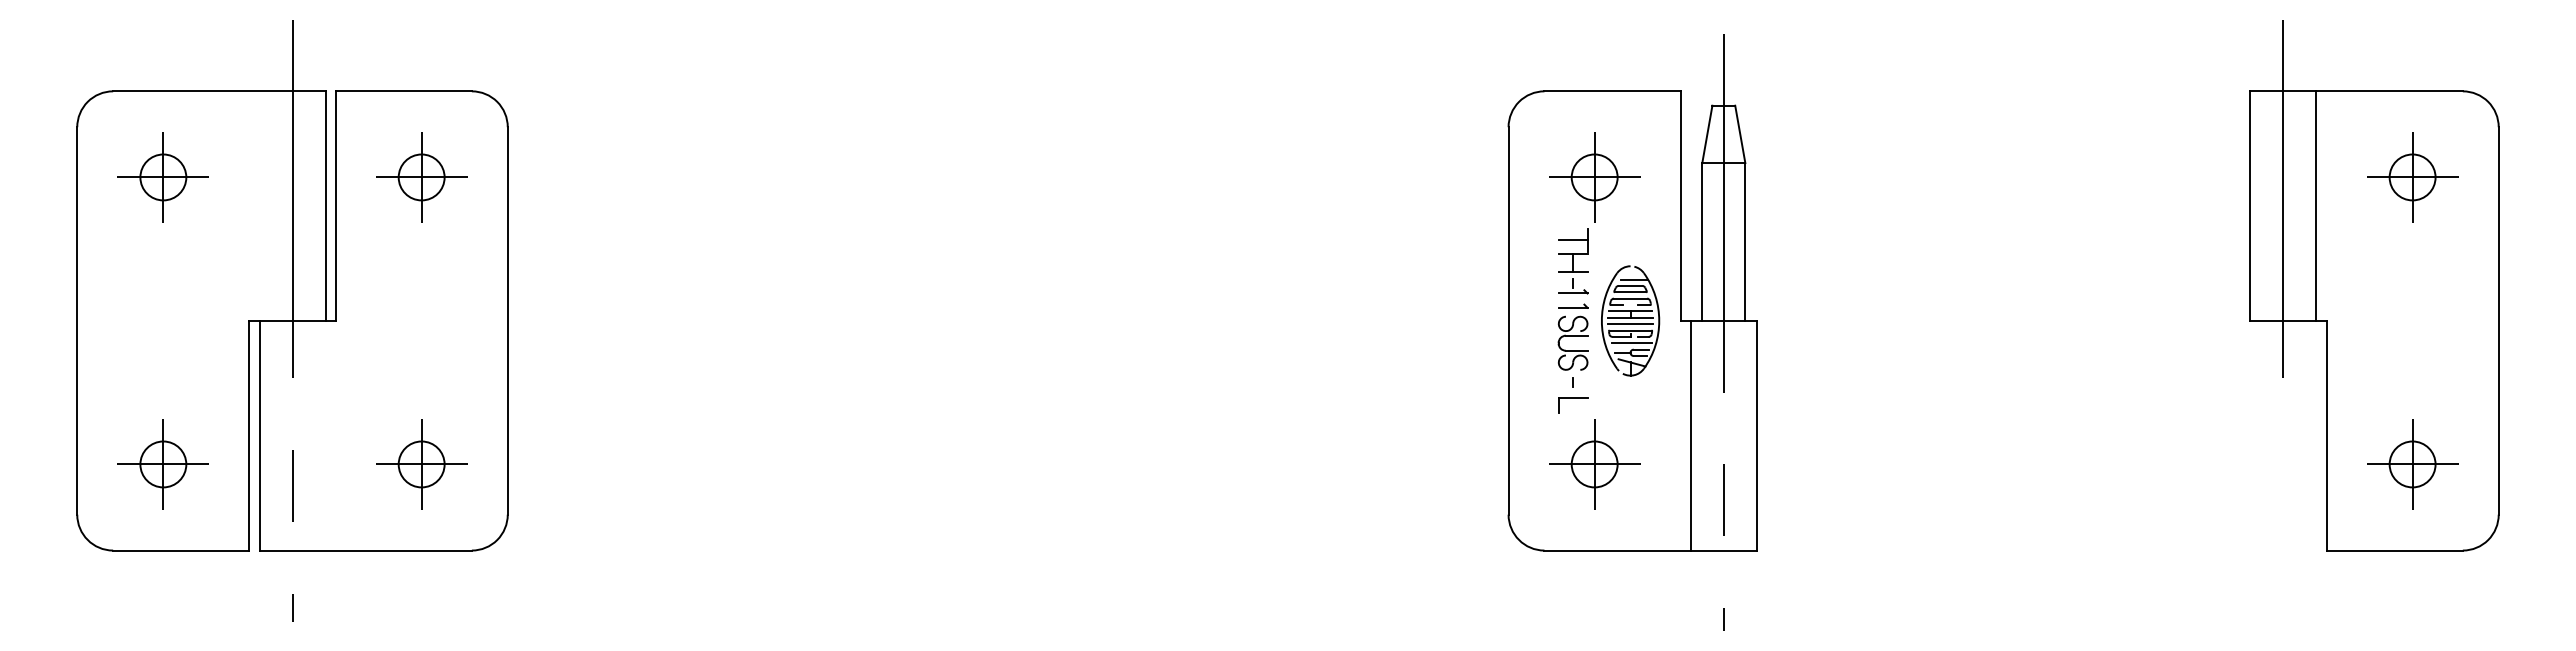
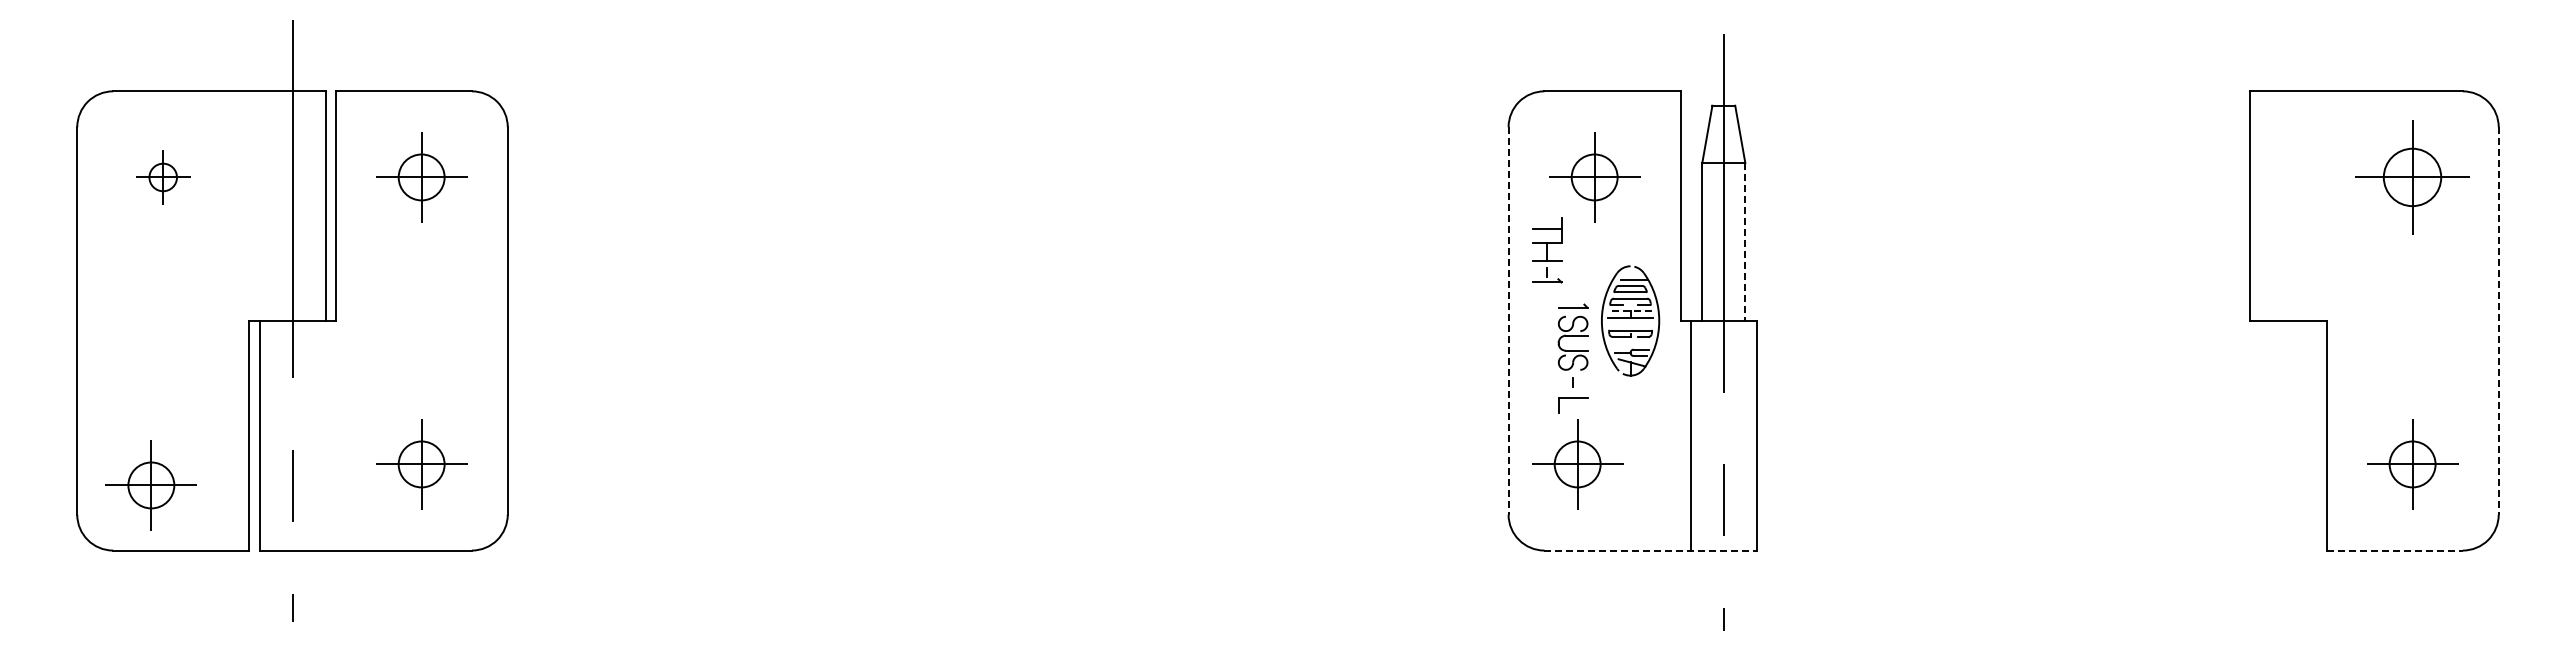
part size: 92x91 px -> 55x55 px (163, 177)
part size: 92x91 px -> 115x115 px (2412, 177)
line: present -> none (2283, 205)
line: present -> none (2316, 205)
line: solid -> dashed (1745, 242)
part position: (1573, 261) -> (1547, 250) (1547, 250)
line: solid -> dashed (1630, 311)
line: solid -> dashed (1508, 320)
line: solid -> dashed (2498, 320)
line: present -> none (1630, 324)
line: present -> none (1631, 343)
part position: (162, 464) -> (150, 485) (150, 485)
part position: (1594, 464) -> (1577, 464) (1577, 464)
line: solid -> dashed (1651, 550)
line: solid -> dashed (2395, 550)
